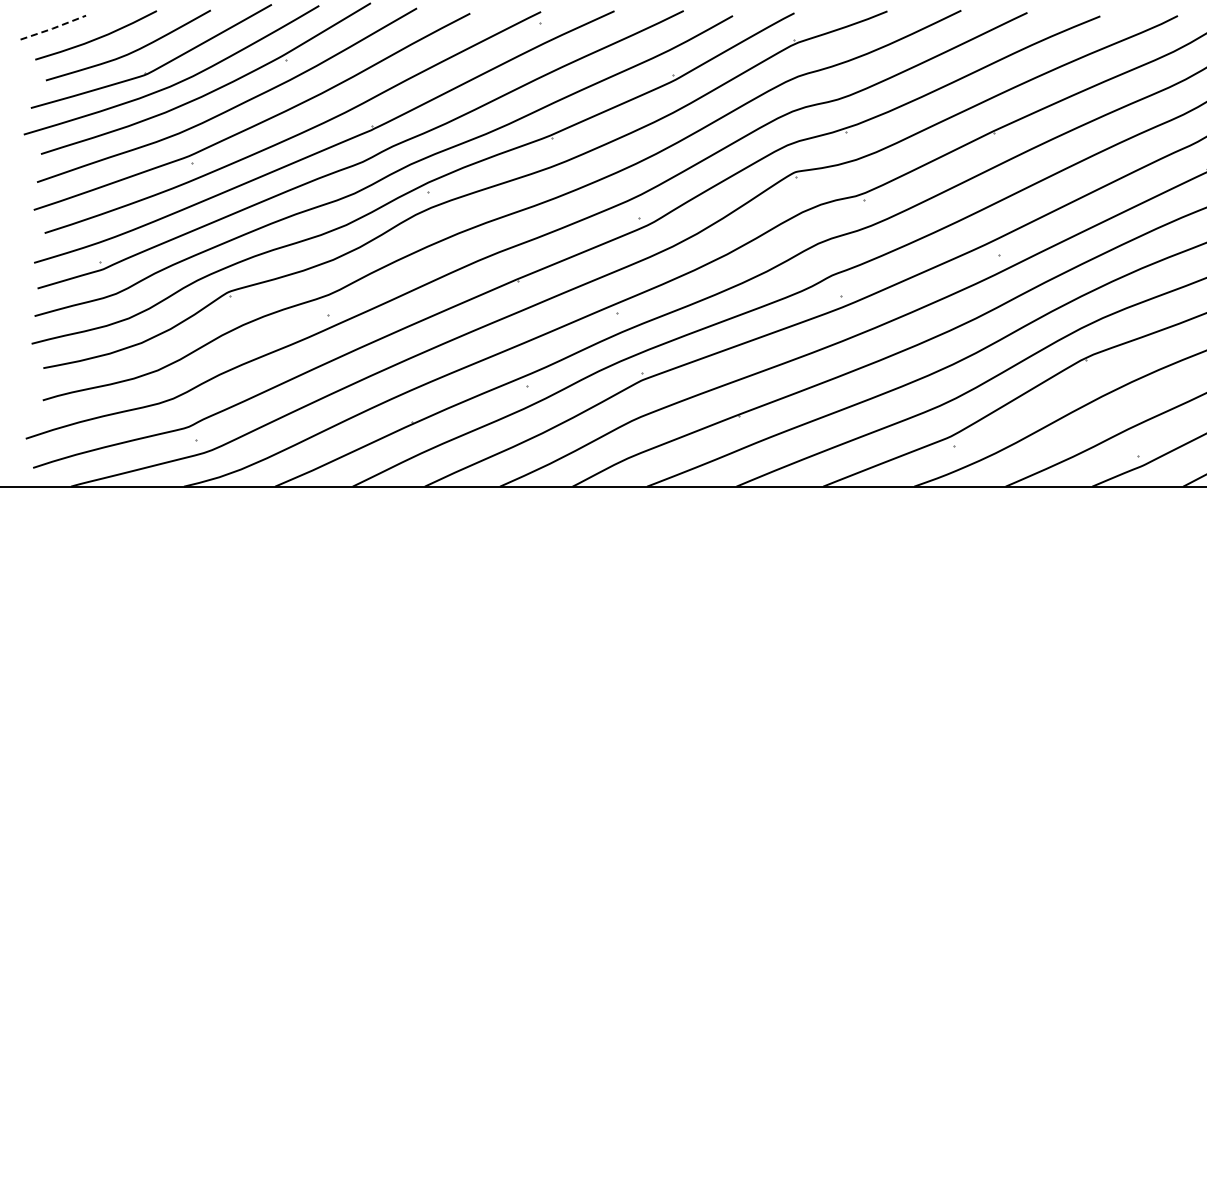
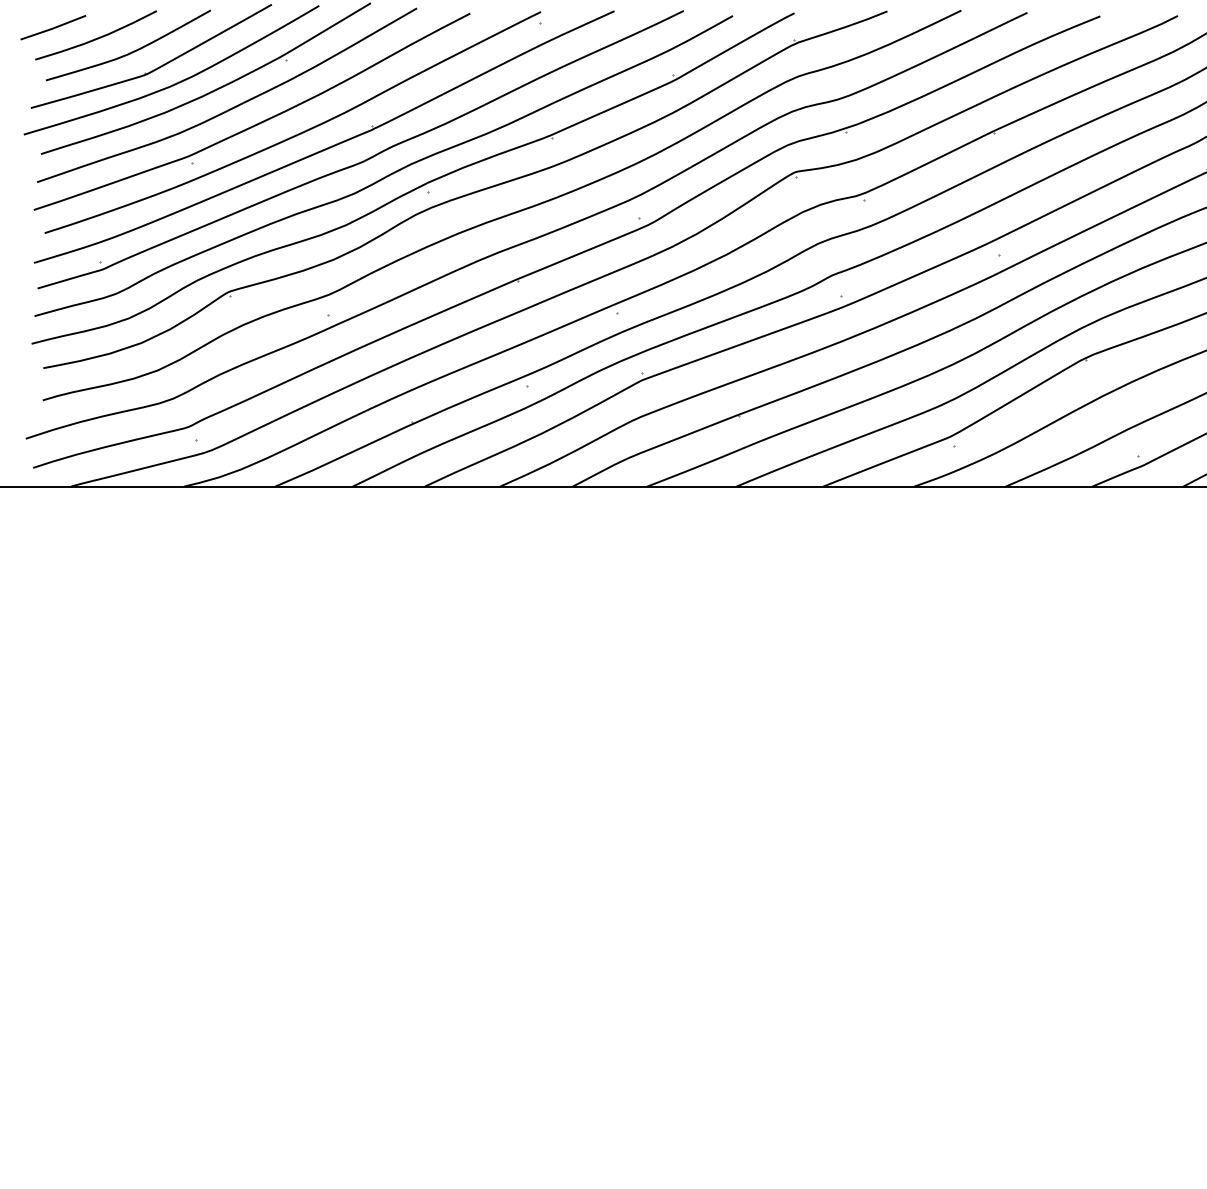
line: dashed -> solid (53, 28)
